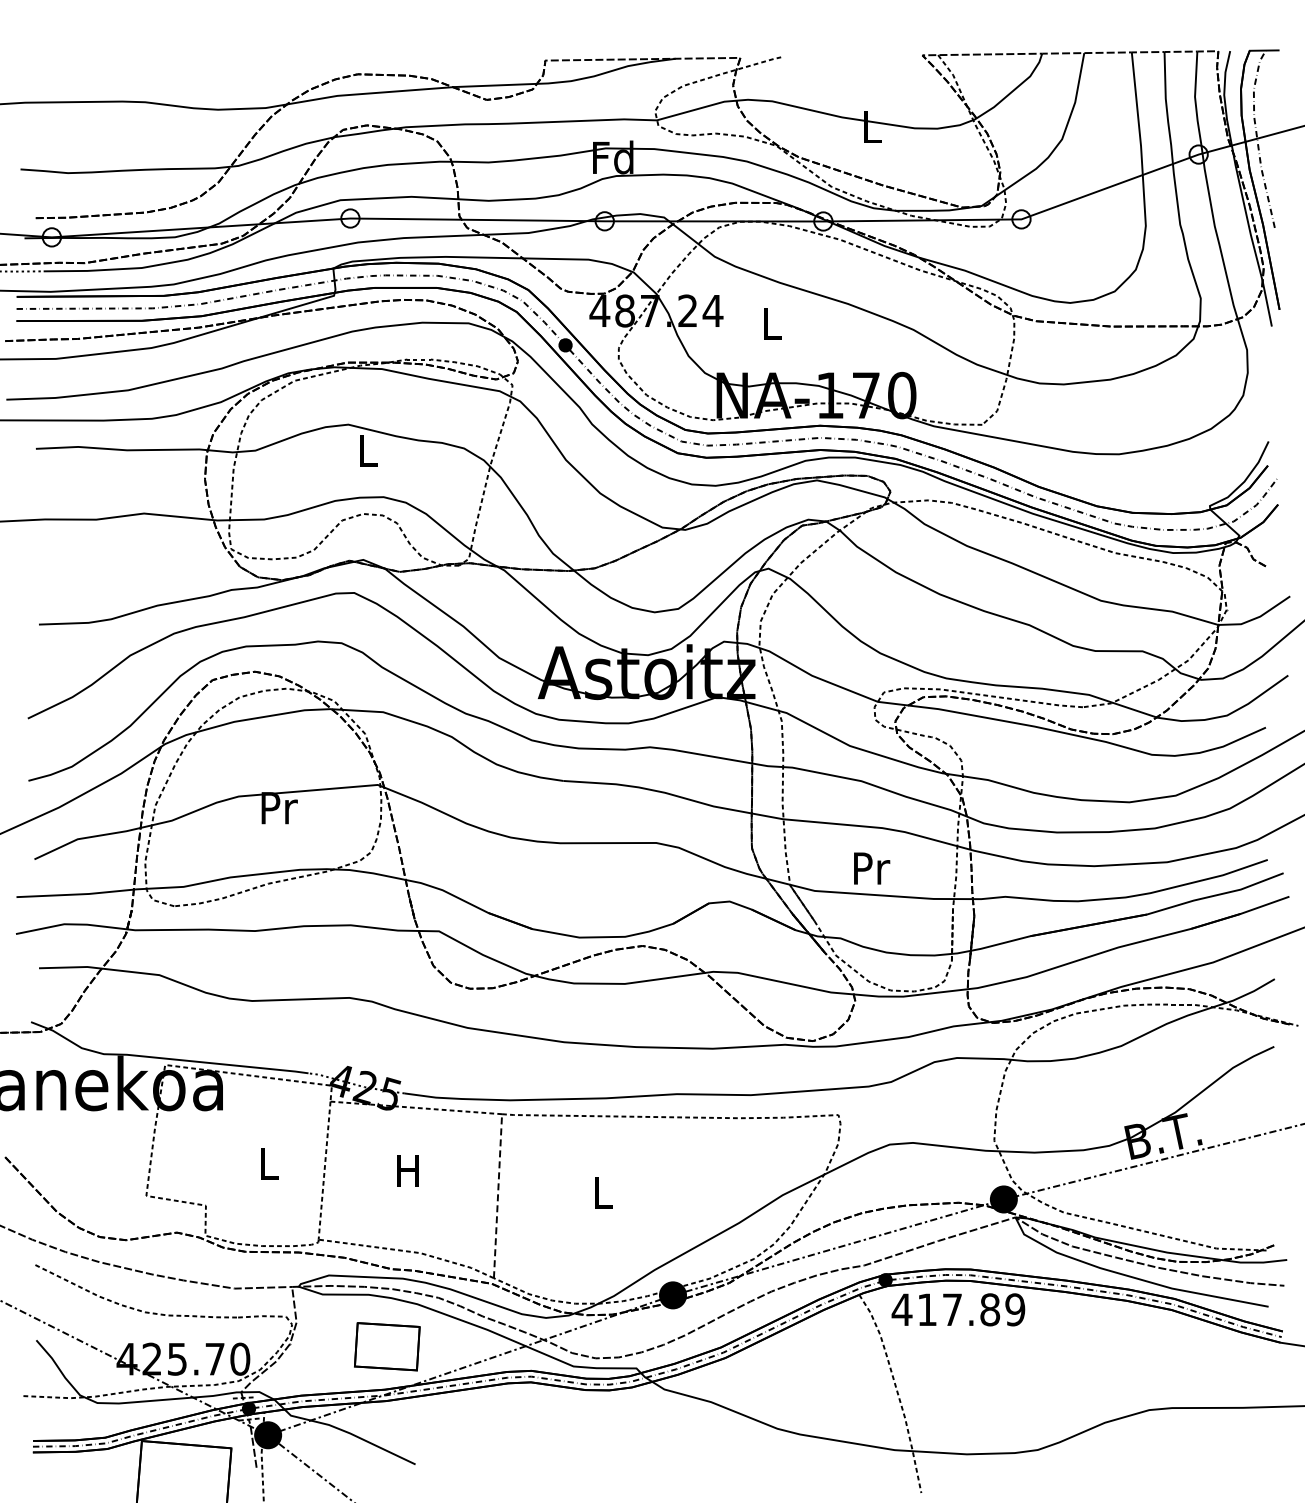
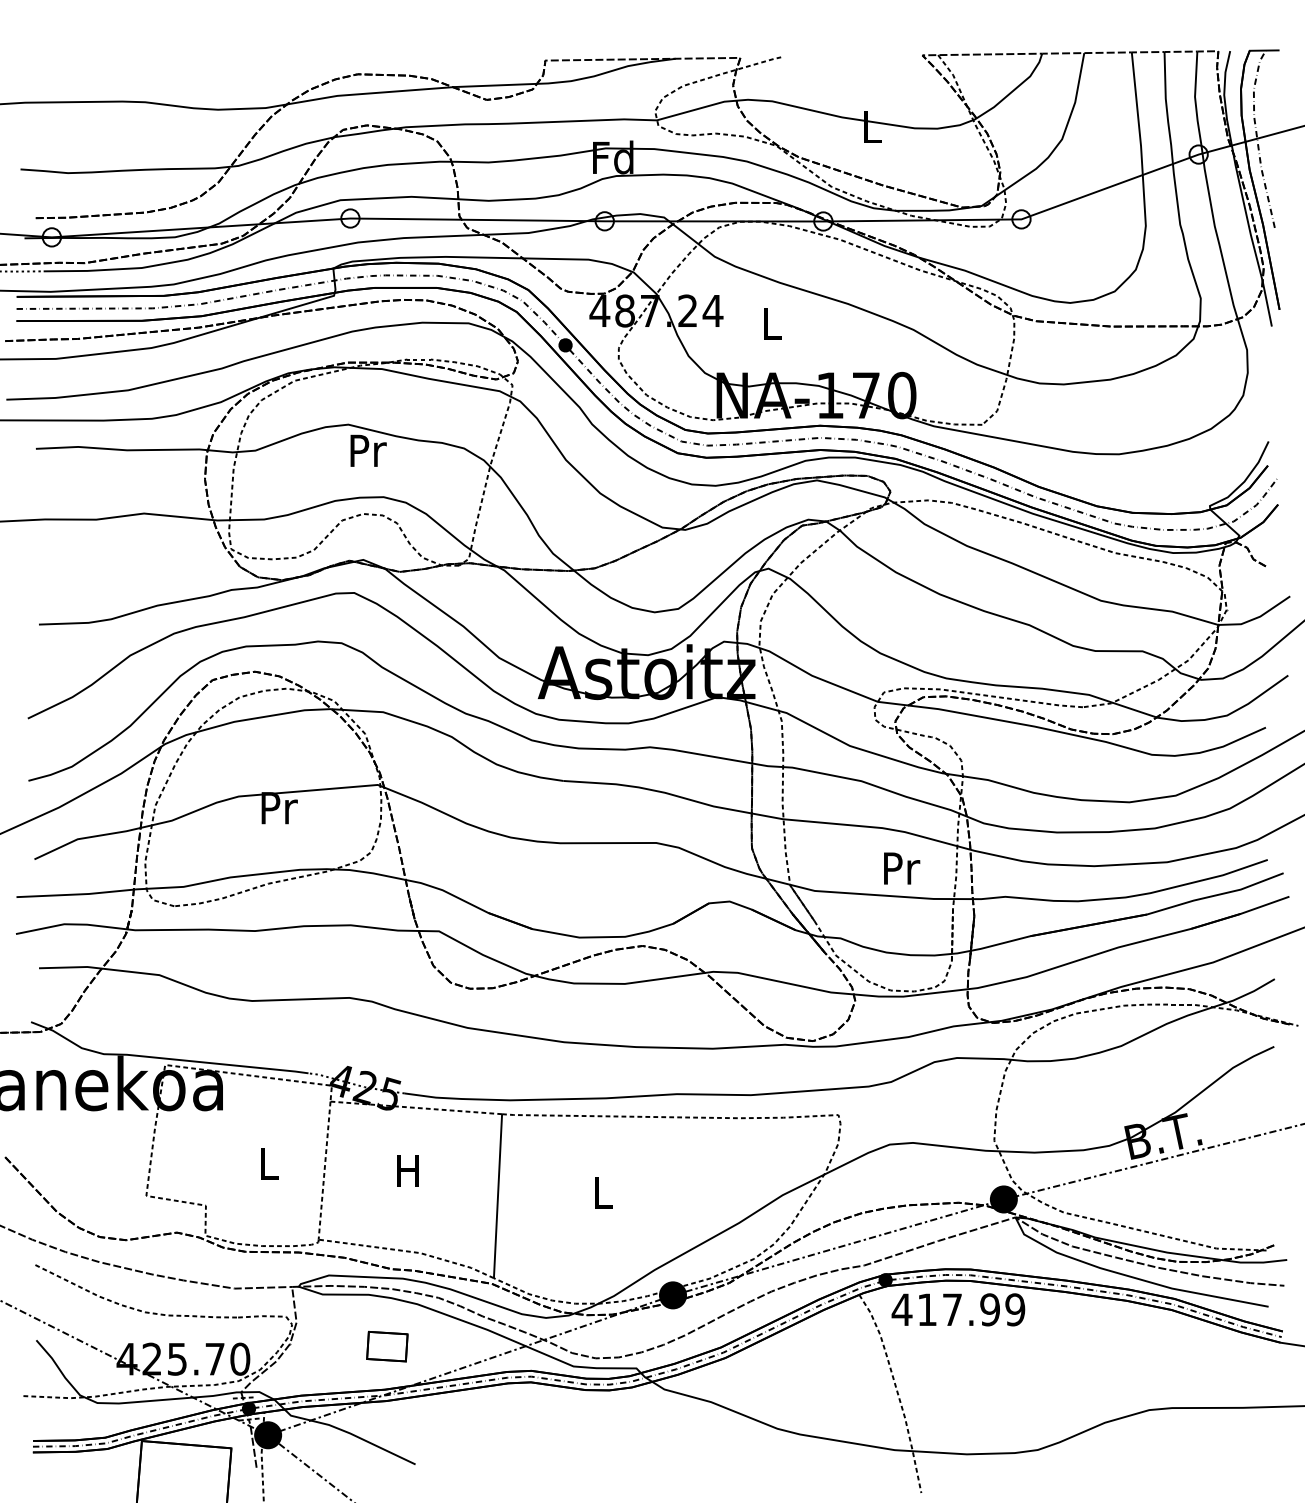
text: L -> Pr (368, 450)
text position: (872, 868) -> (902, 868) (902, 868)
line: dashed -> solid (498, 1195)
text: 417.89 -> 417.99 (990, 1309)
part size: 67x50 px -> 43x33 px (387, 1346)
